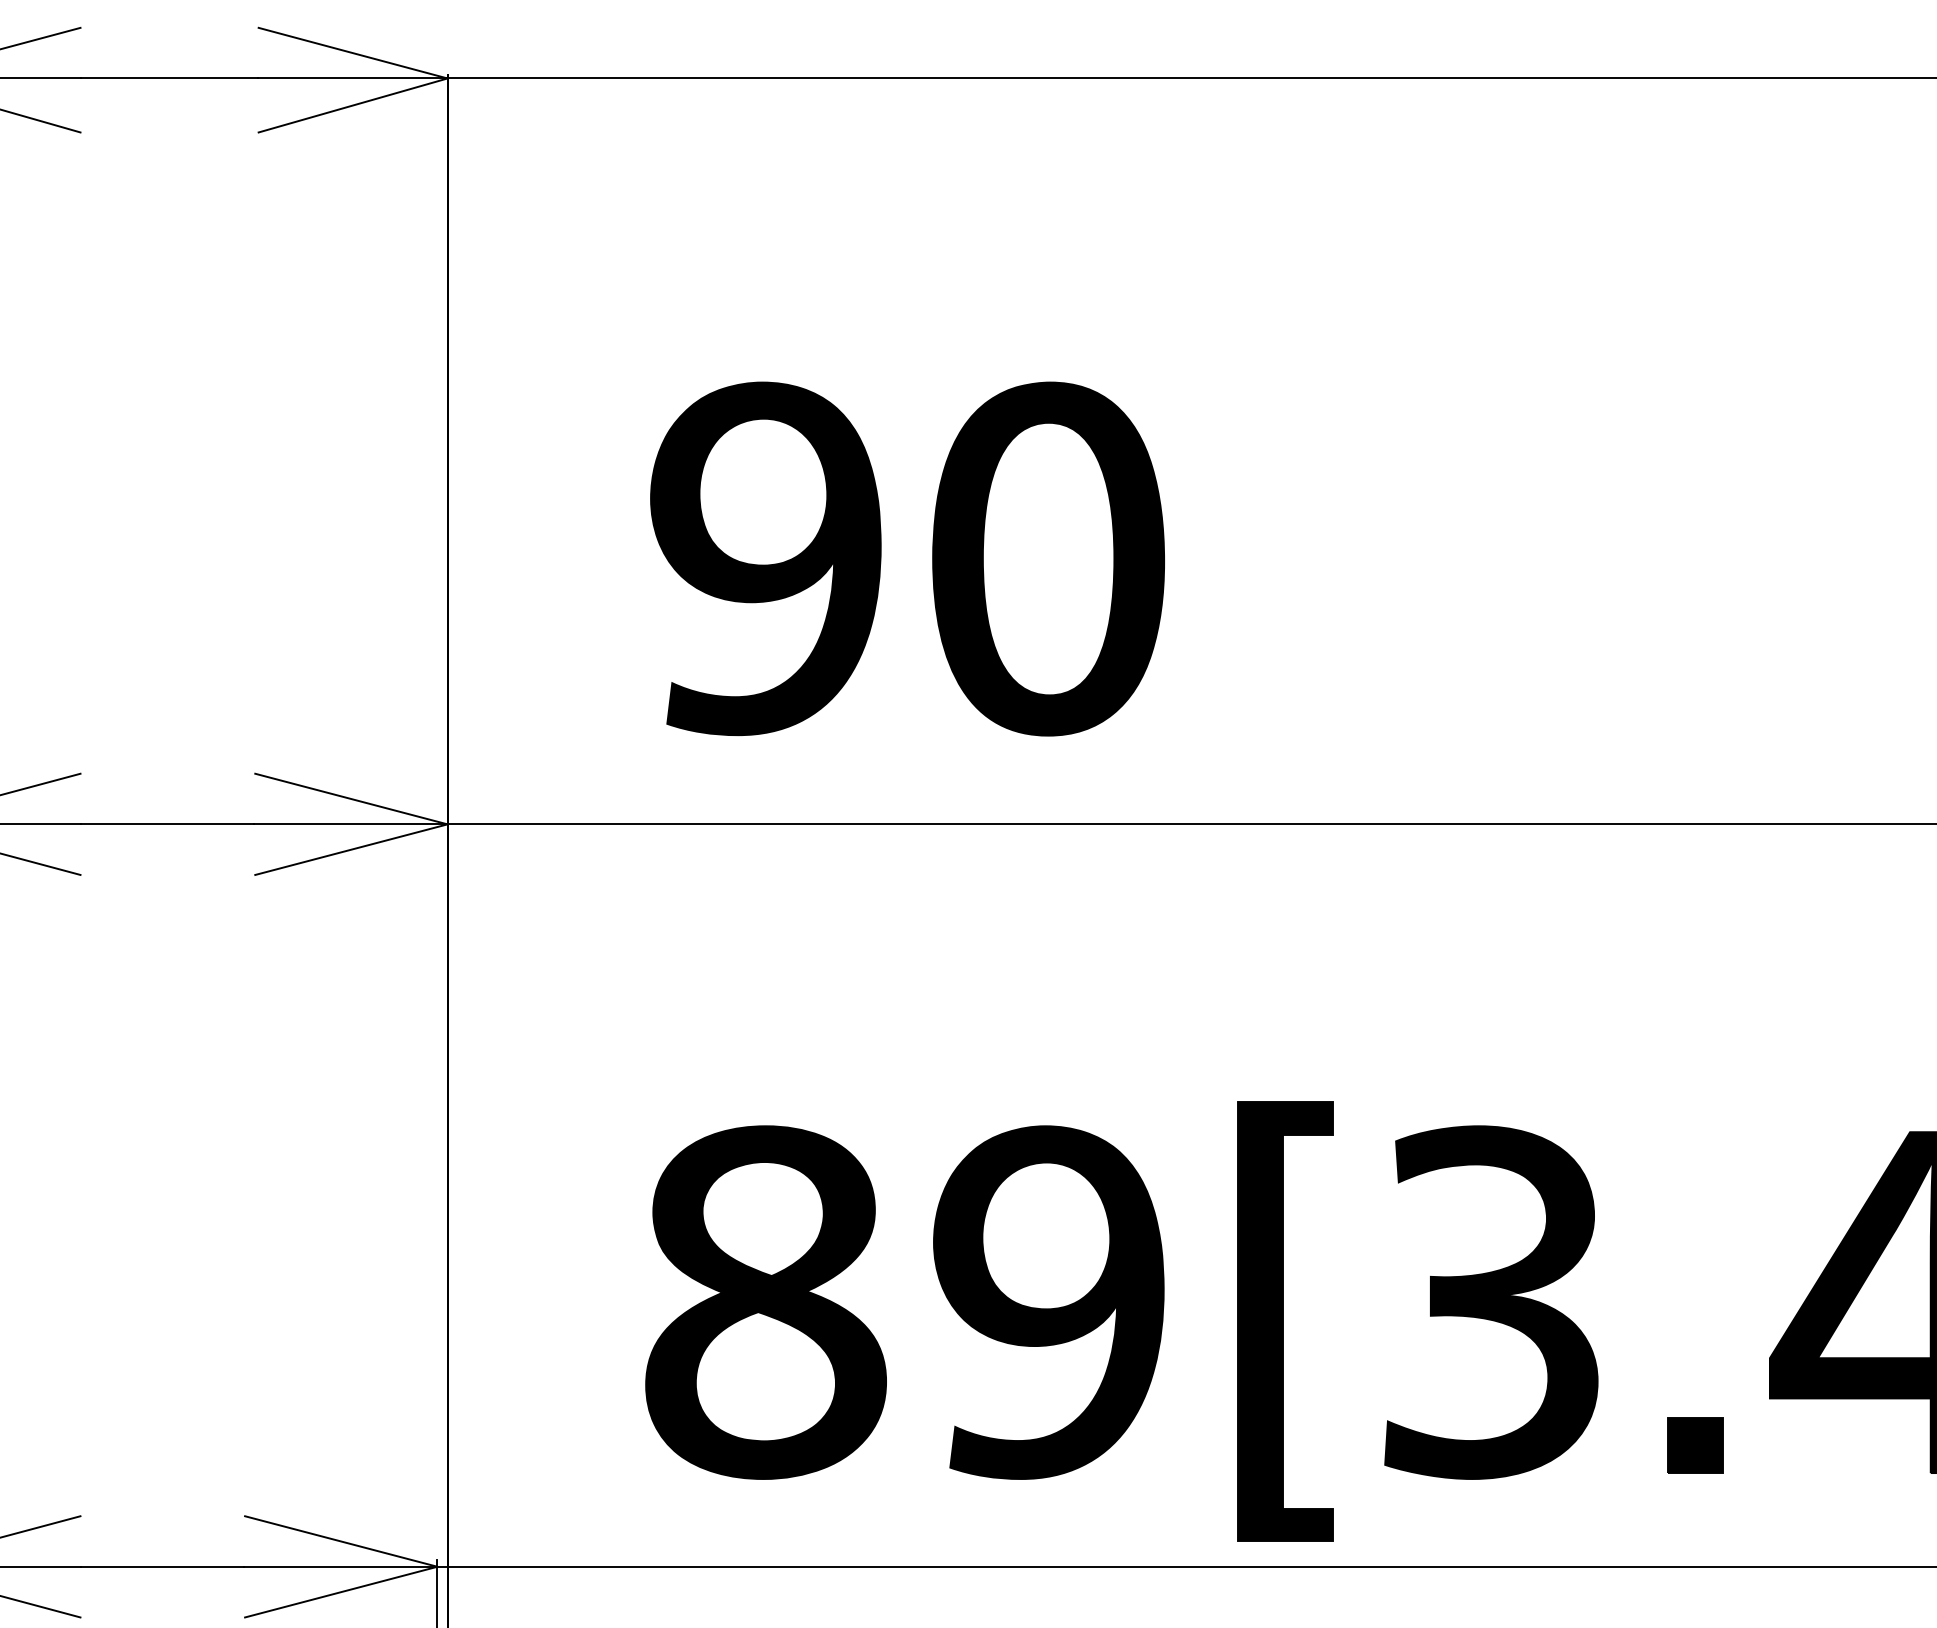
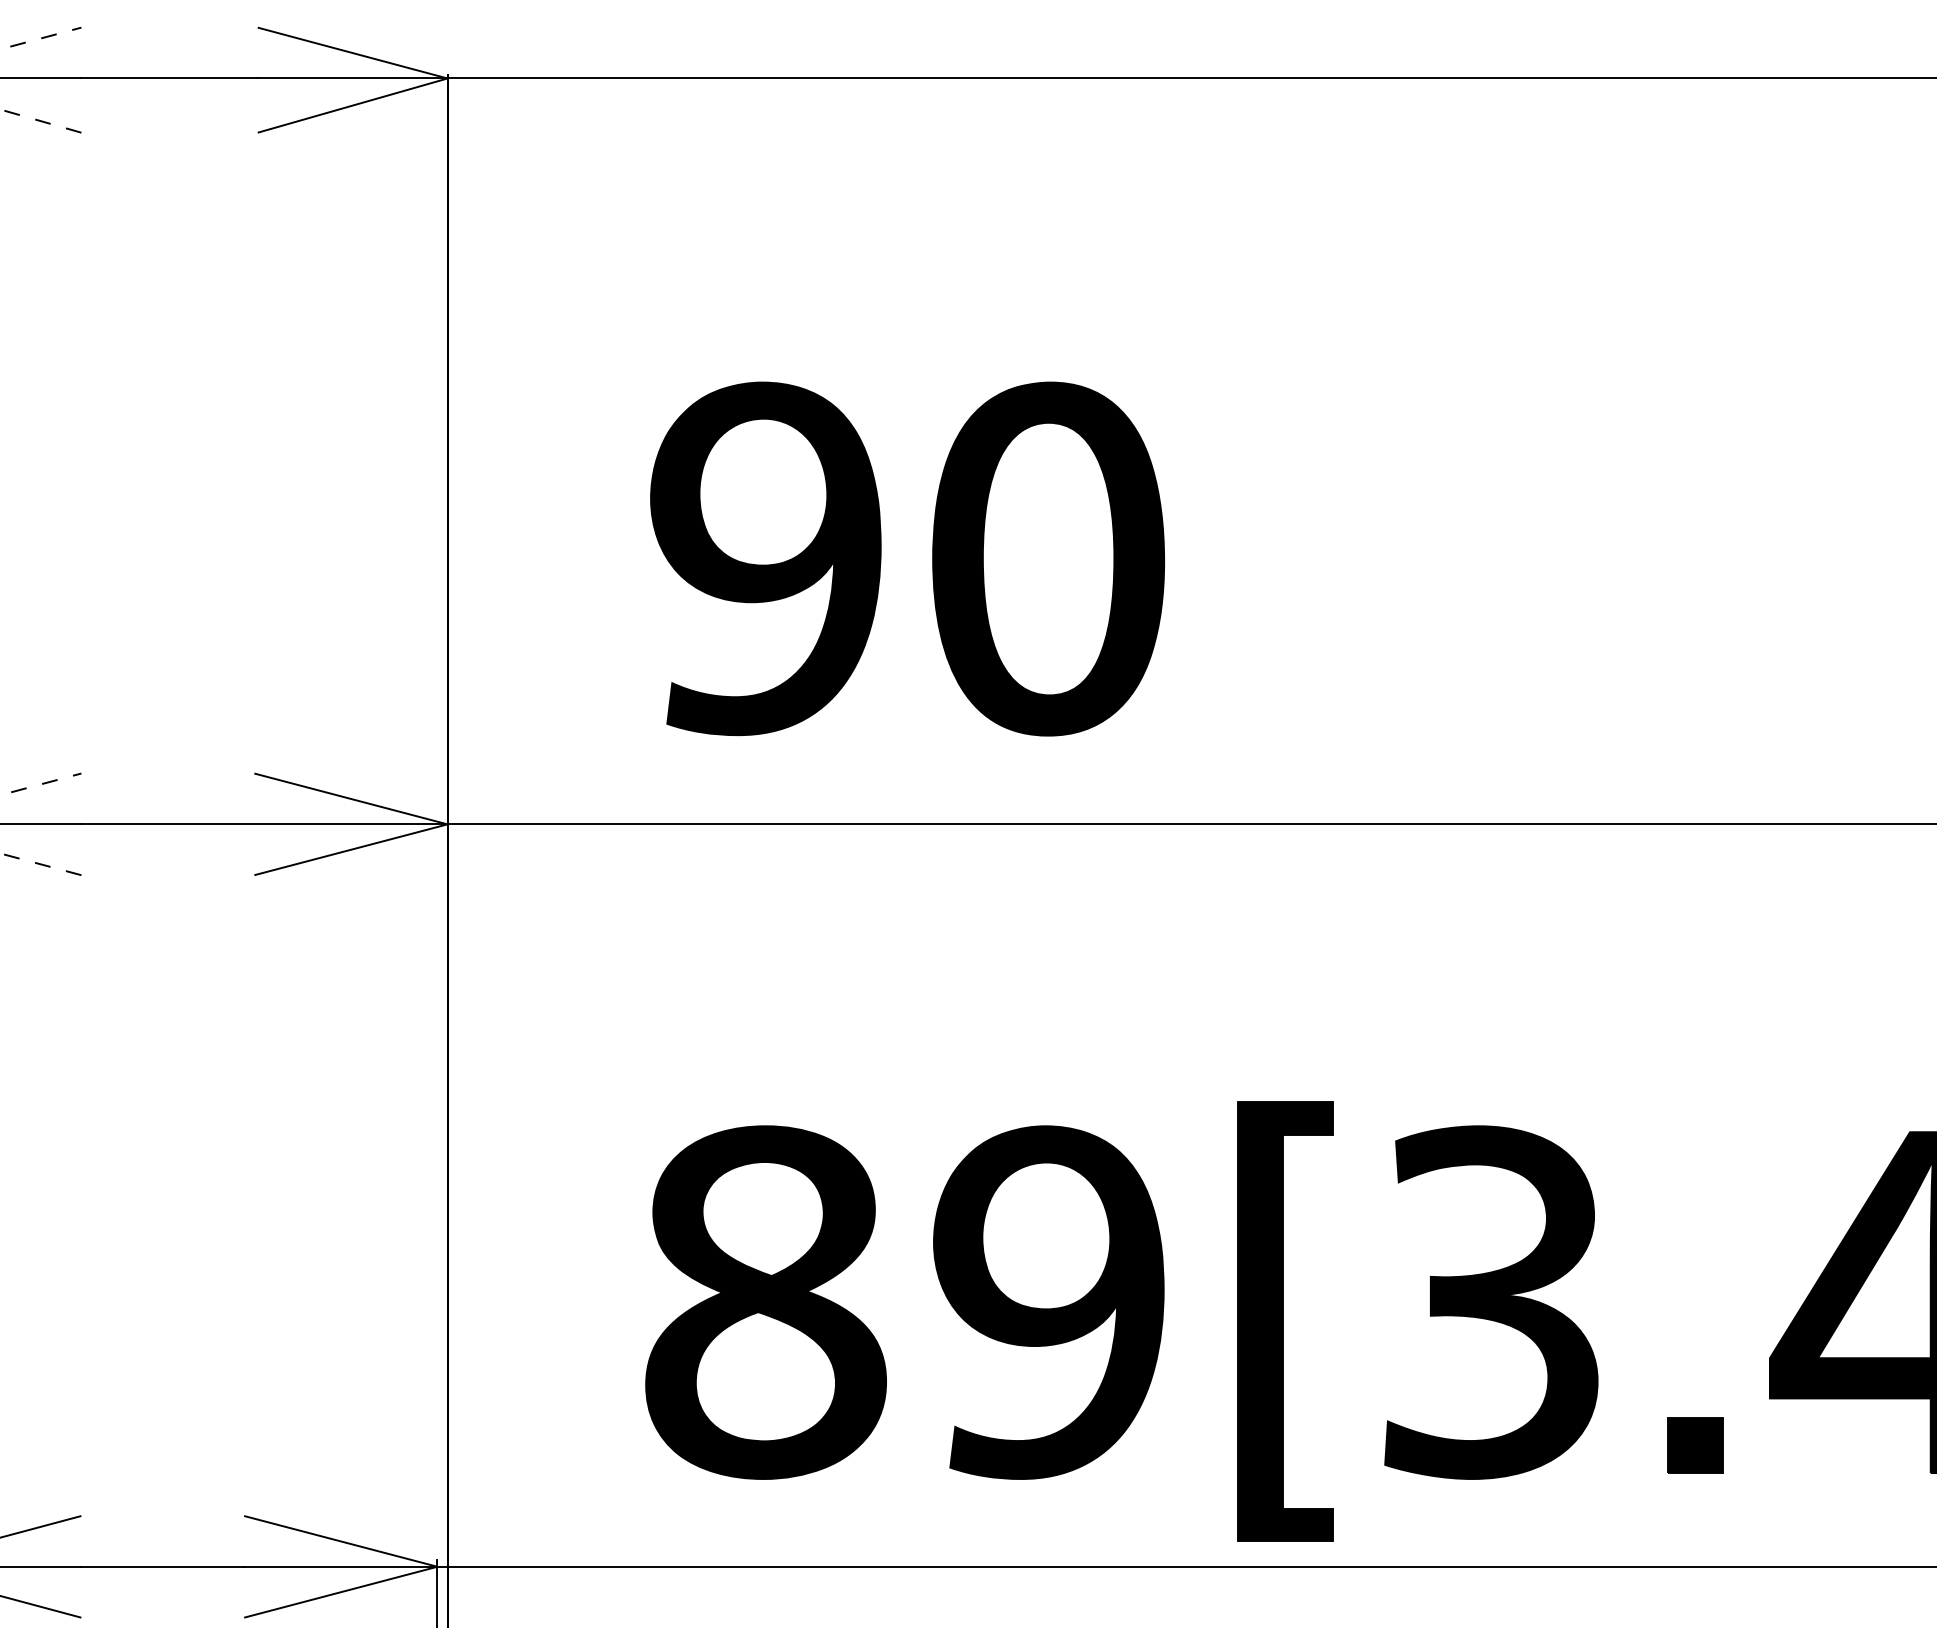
line: solid -> dashed (0, 49)
line: solid -> dashed (0, 795)
